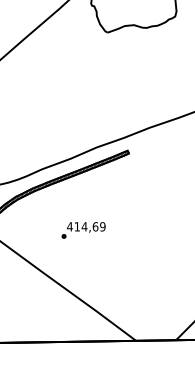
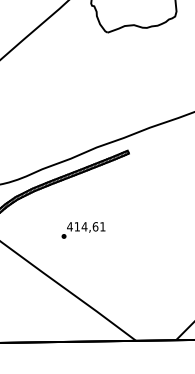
text: 414,69 -> 414,61 (102, 226)
